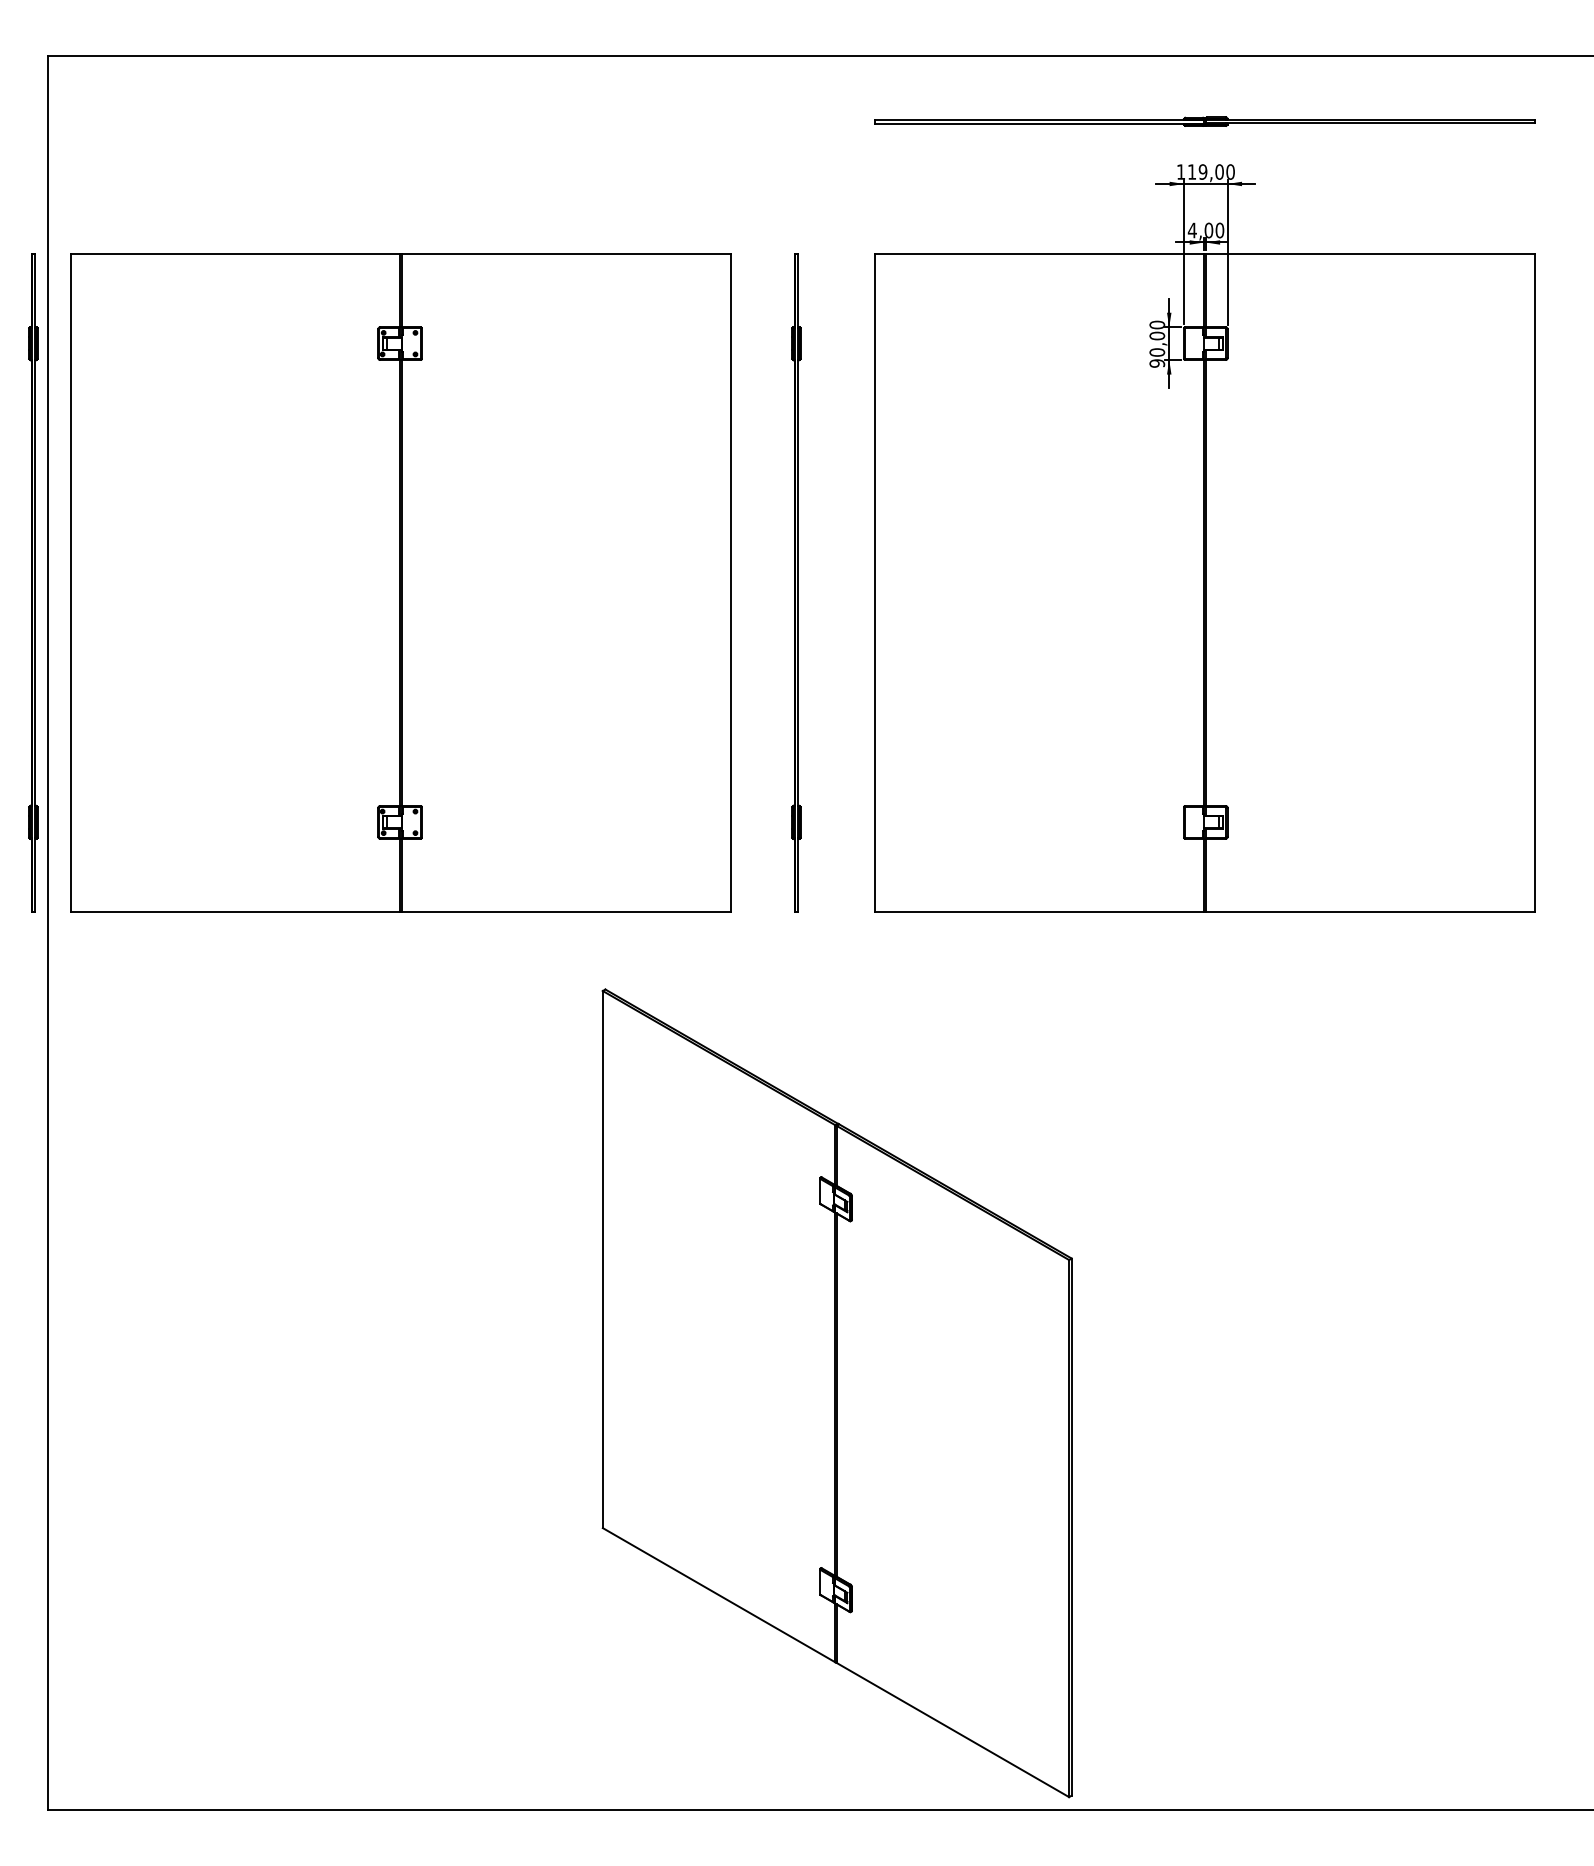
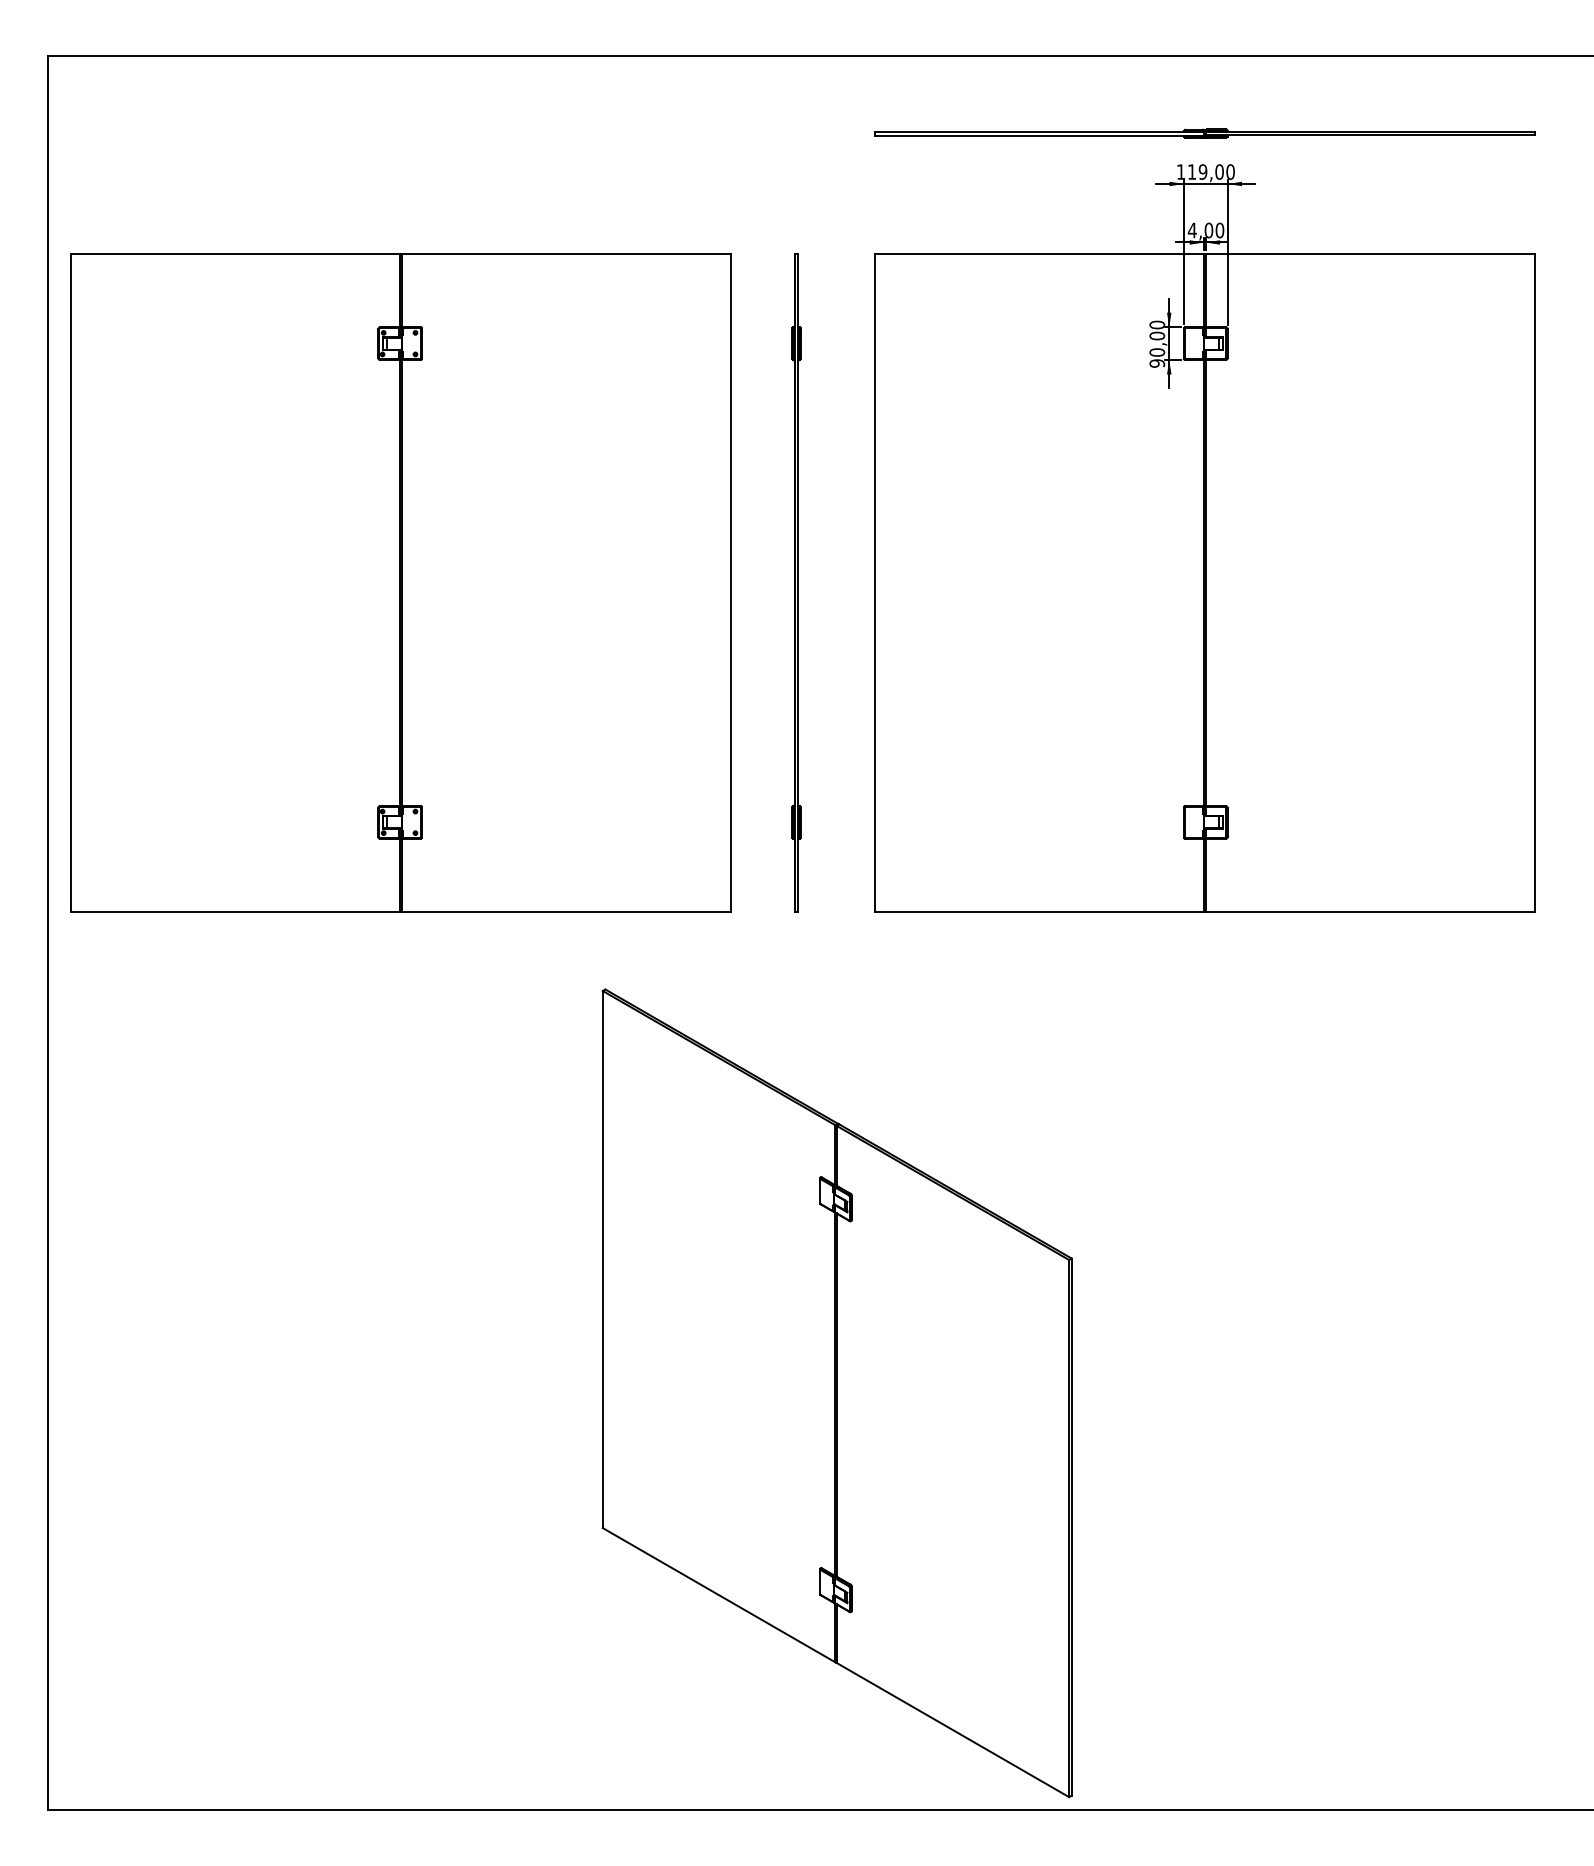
part position: (1204, 121) -> (1204, 133) (1204, 133)
part: present -> none (33, 582)
